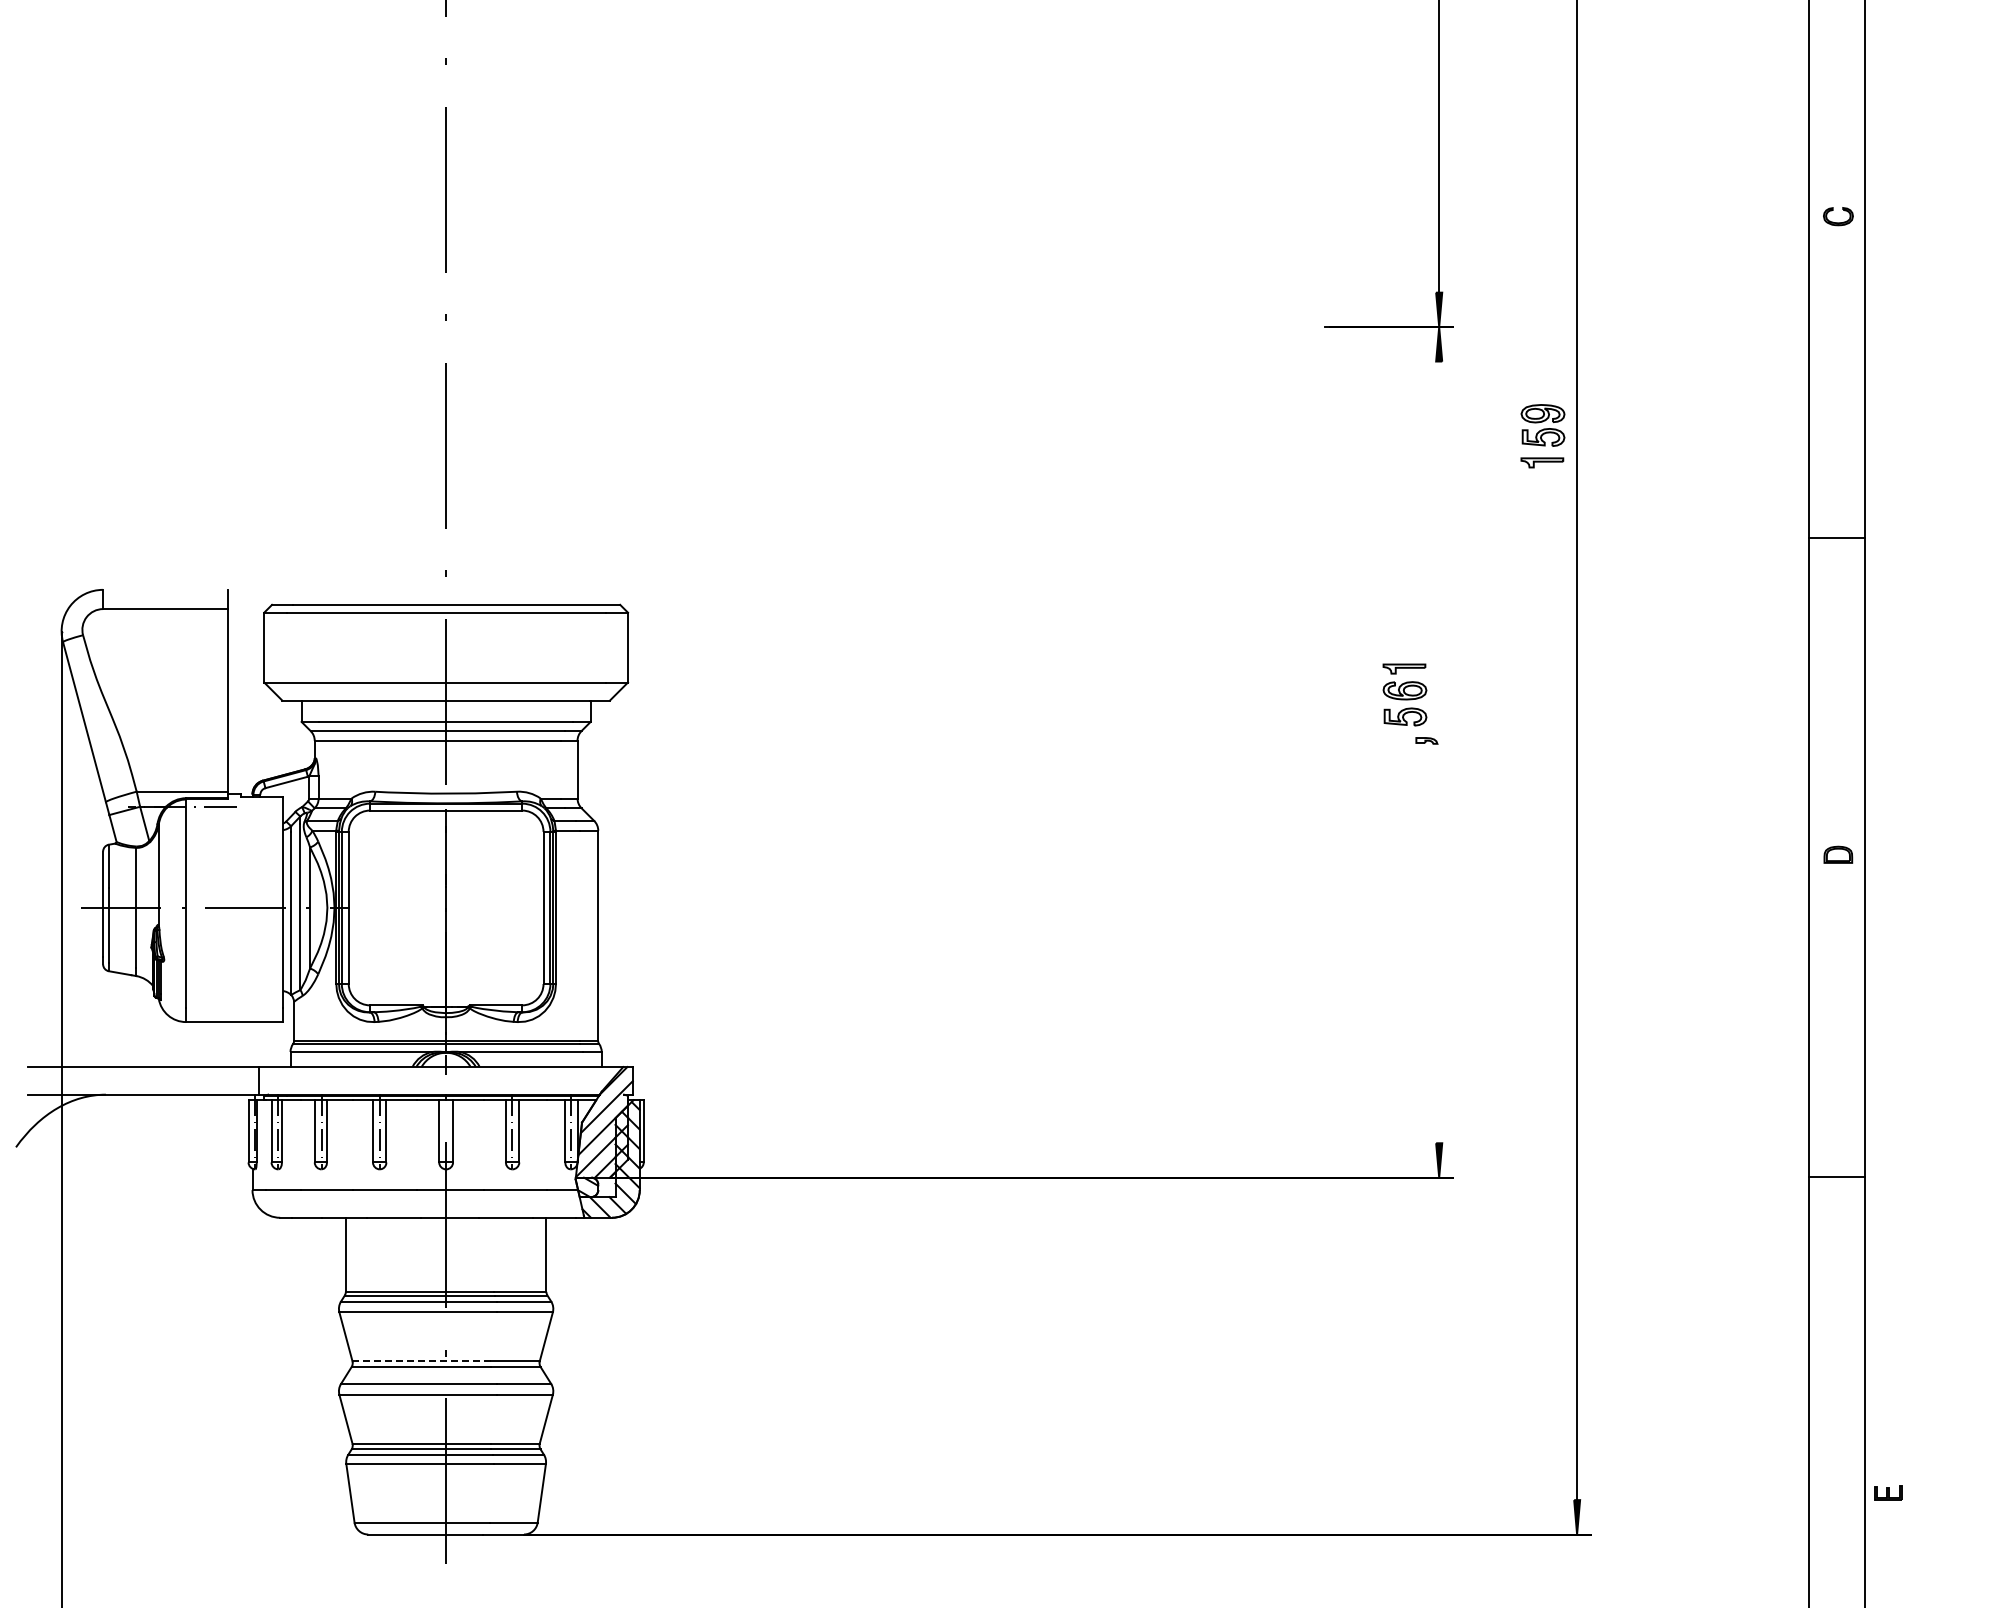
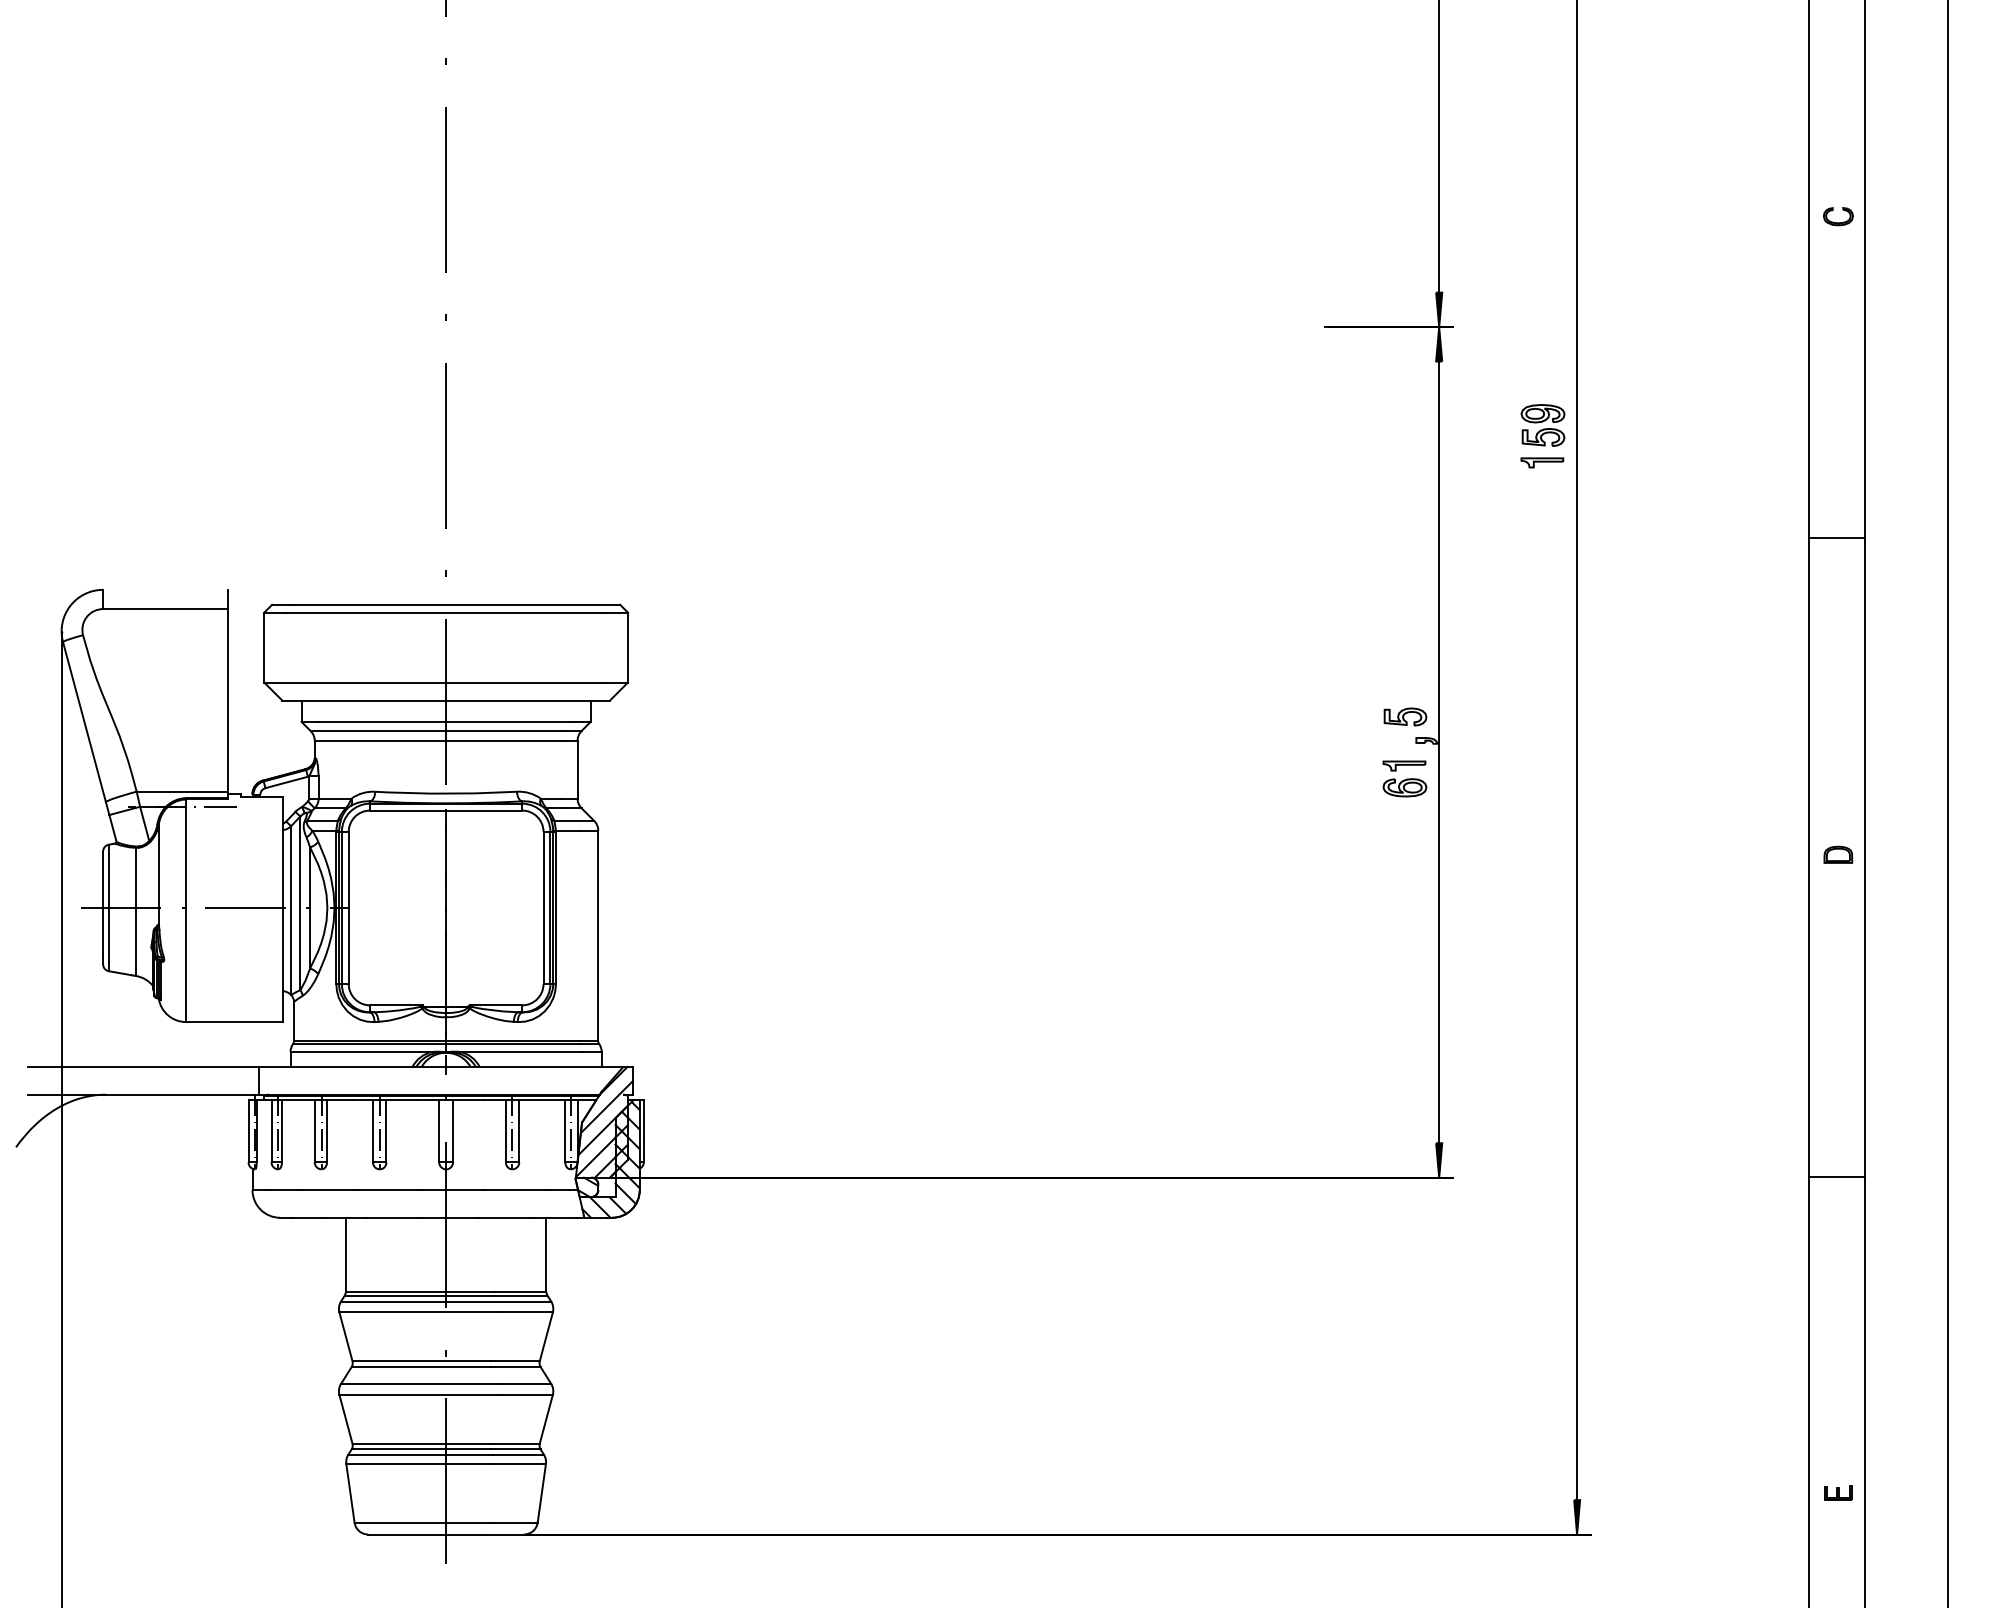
part position: (1404, 681) -> (1404, 778) (1404, 778)
line: none -> present (1439, 752)
line: none -> present (1947, 803)
line: dashed -> solid (421, 1361)
part position: (1888, 1492) -> (1838, 1492) (1838, 1492)
